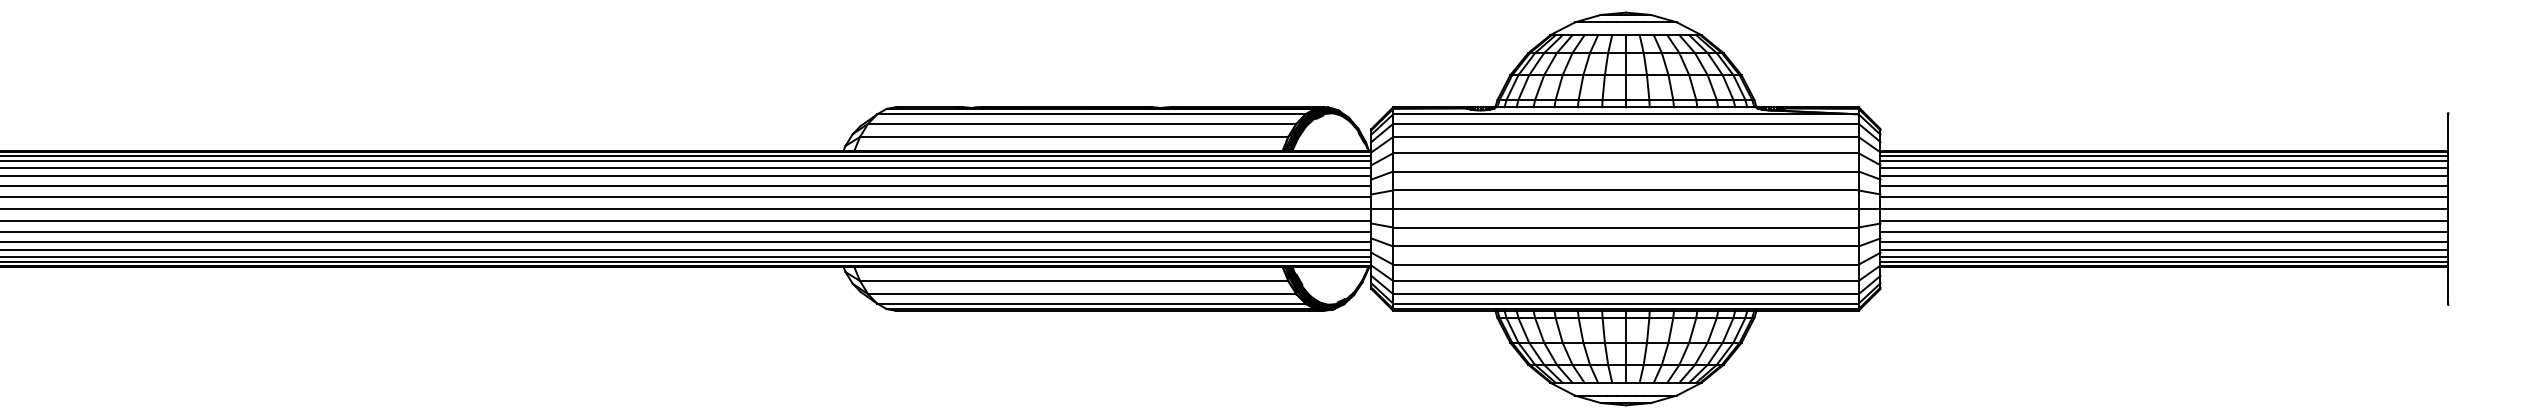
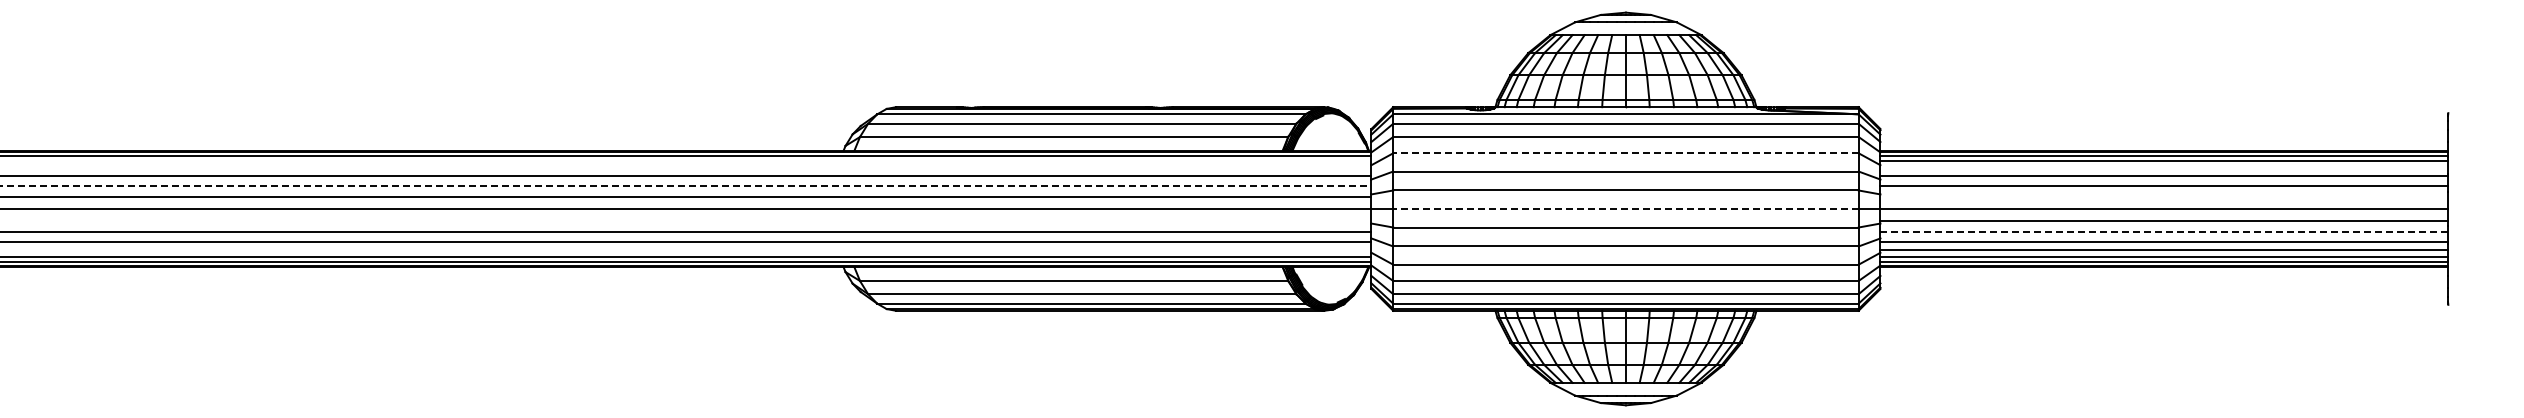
line: solid -> dashed (1625, 153)
line: present -> none (686, 161)
line: present -> none (686, 167)
line: present -> none (2164, 167)
line: solid -> dashed (686, 185)
line: present -> none (2164, 197)
line: solid -> dashed (1625, 209)
line: present -> none (686, 220)
line: solid -> dashed (2164, 232)
line: present -> none (686, 250)
